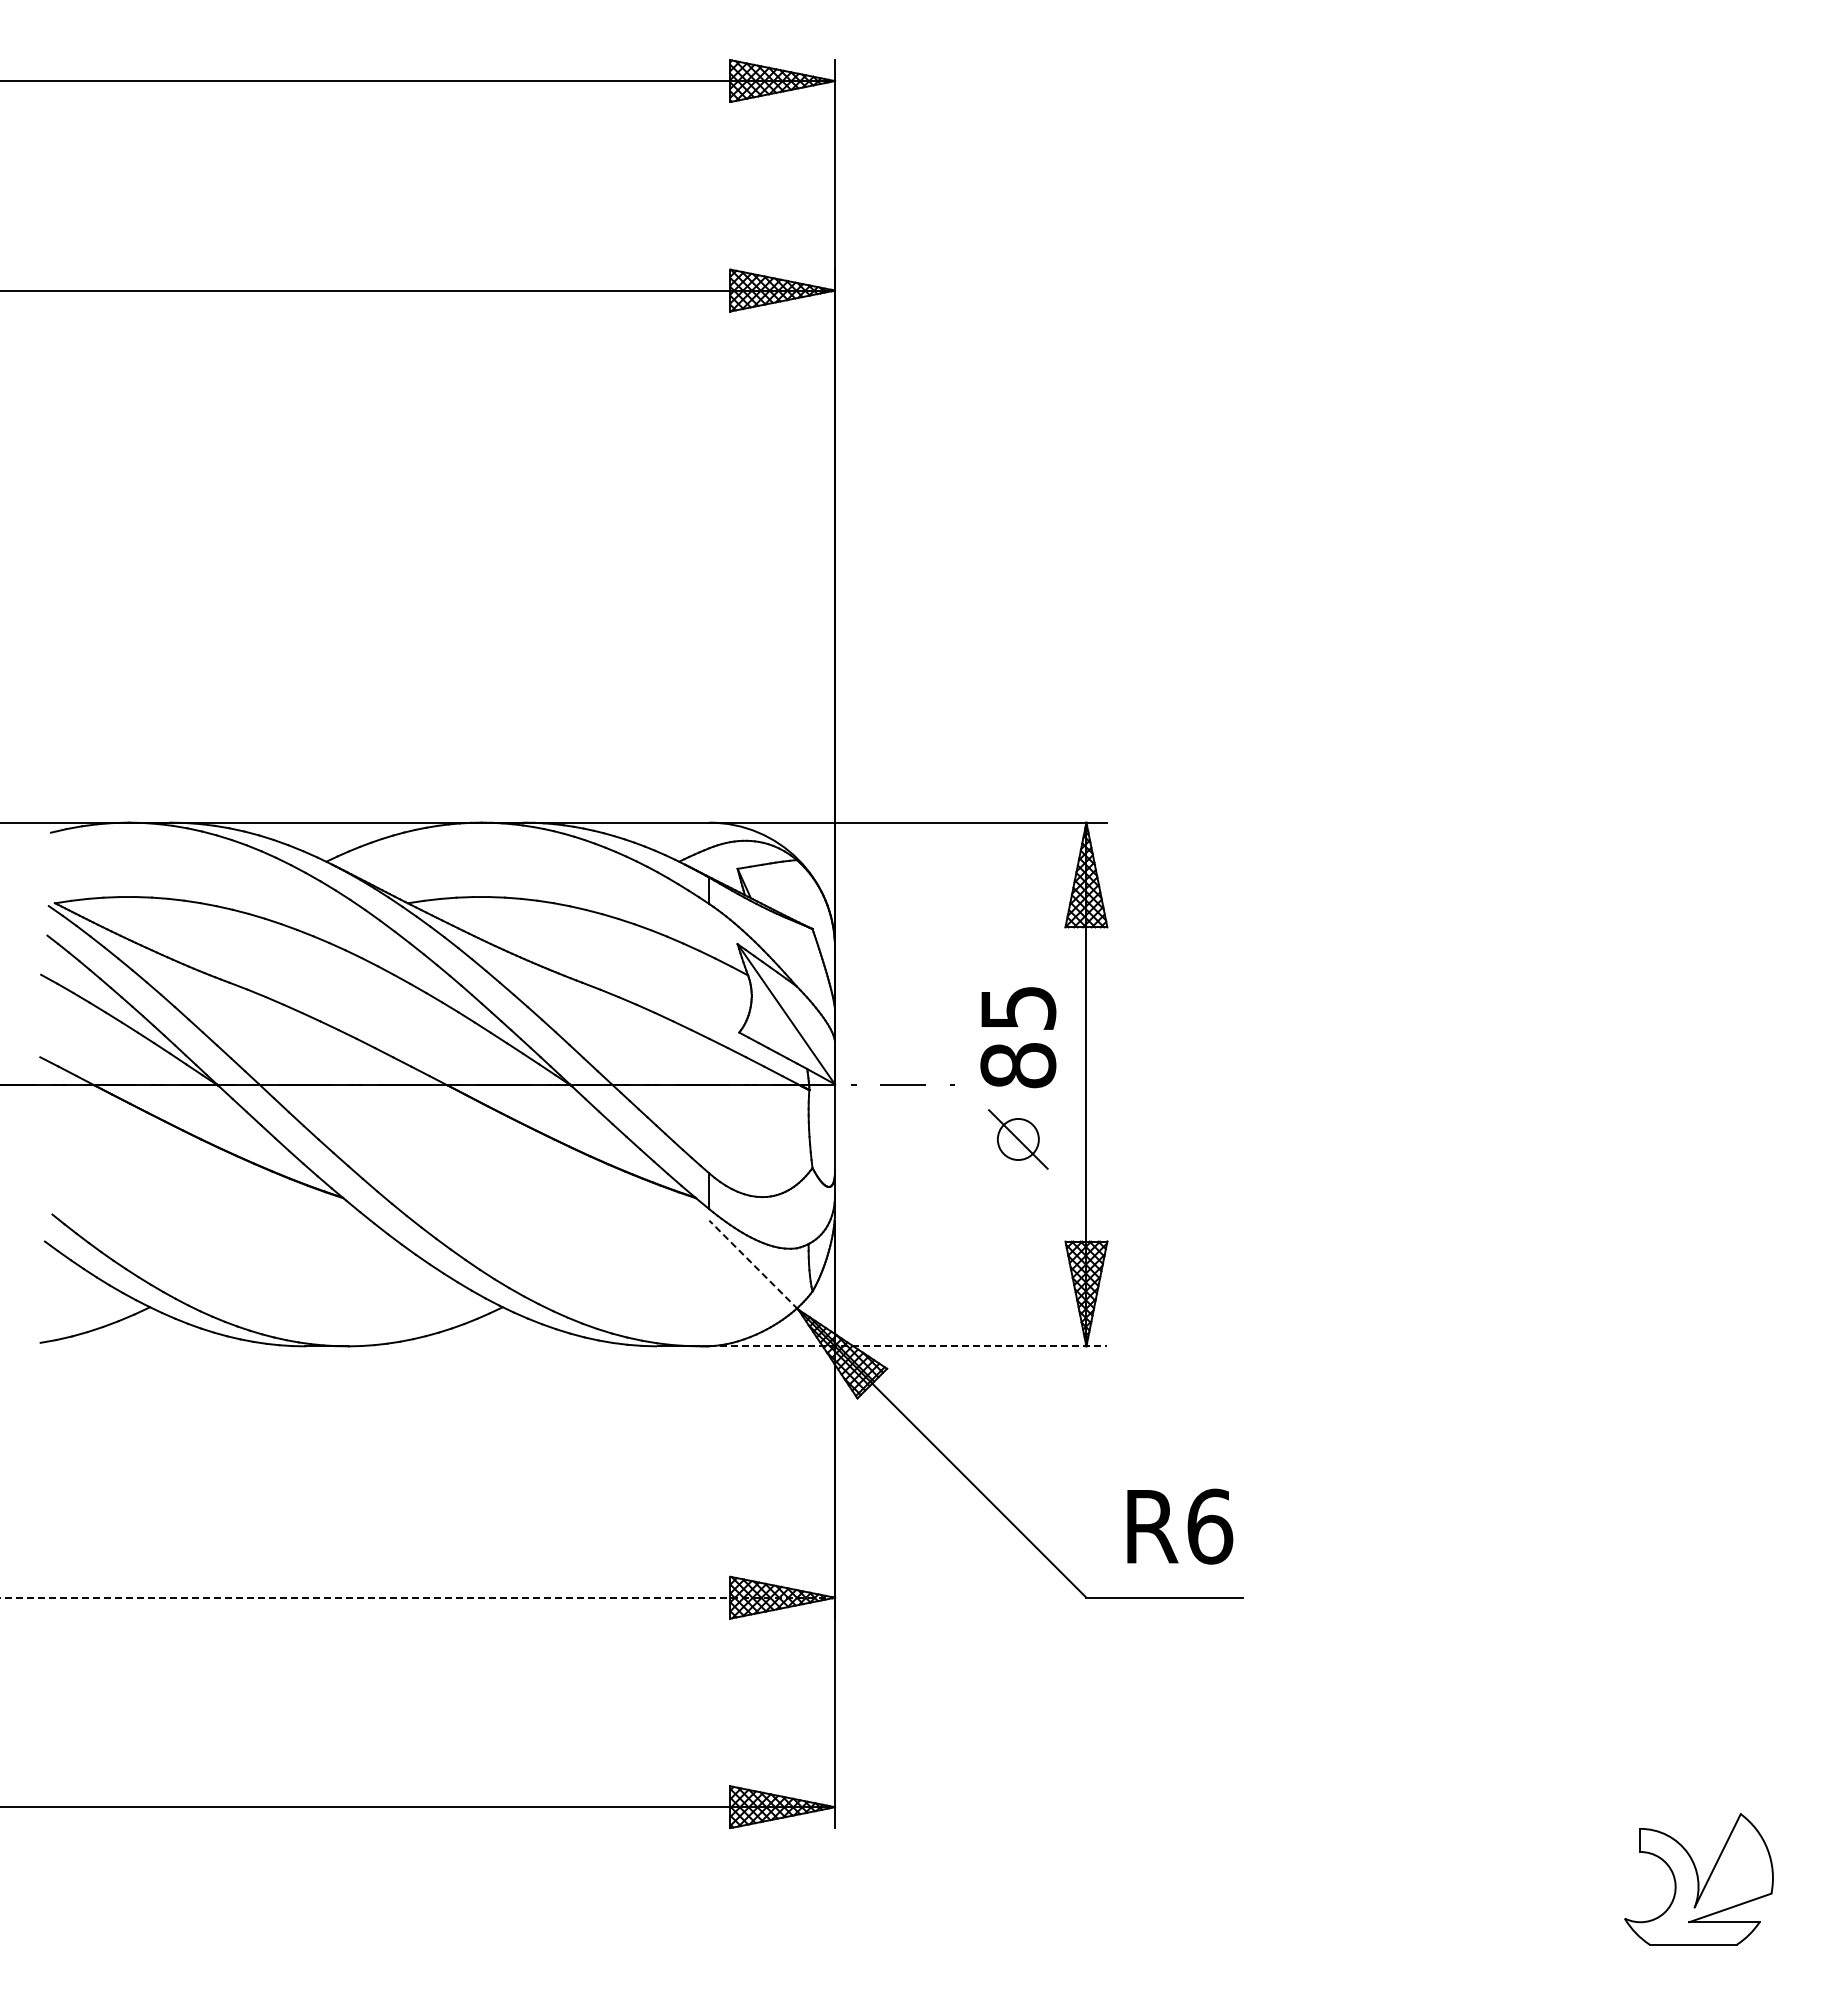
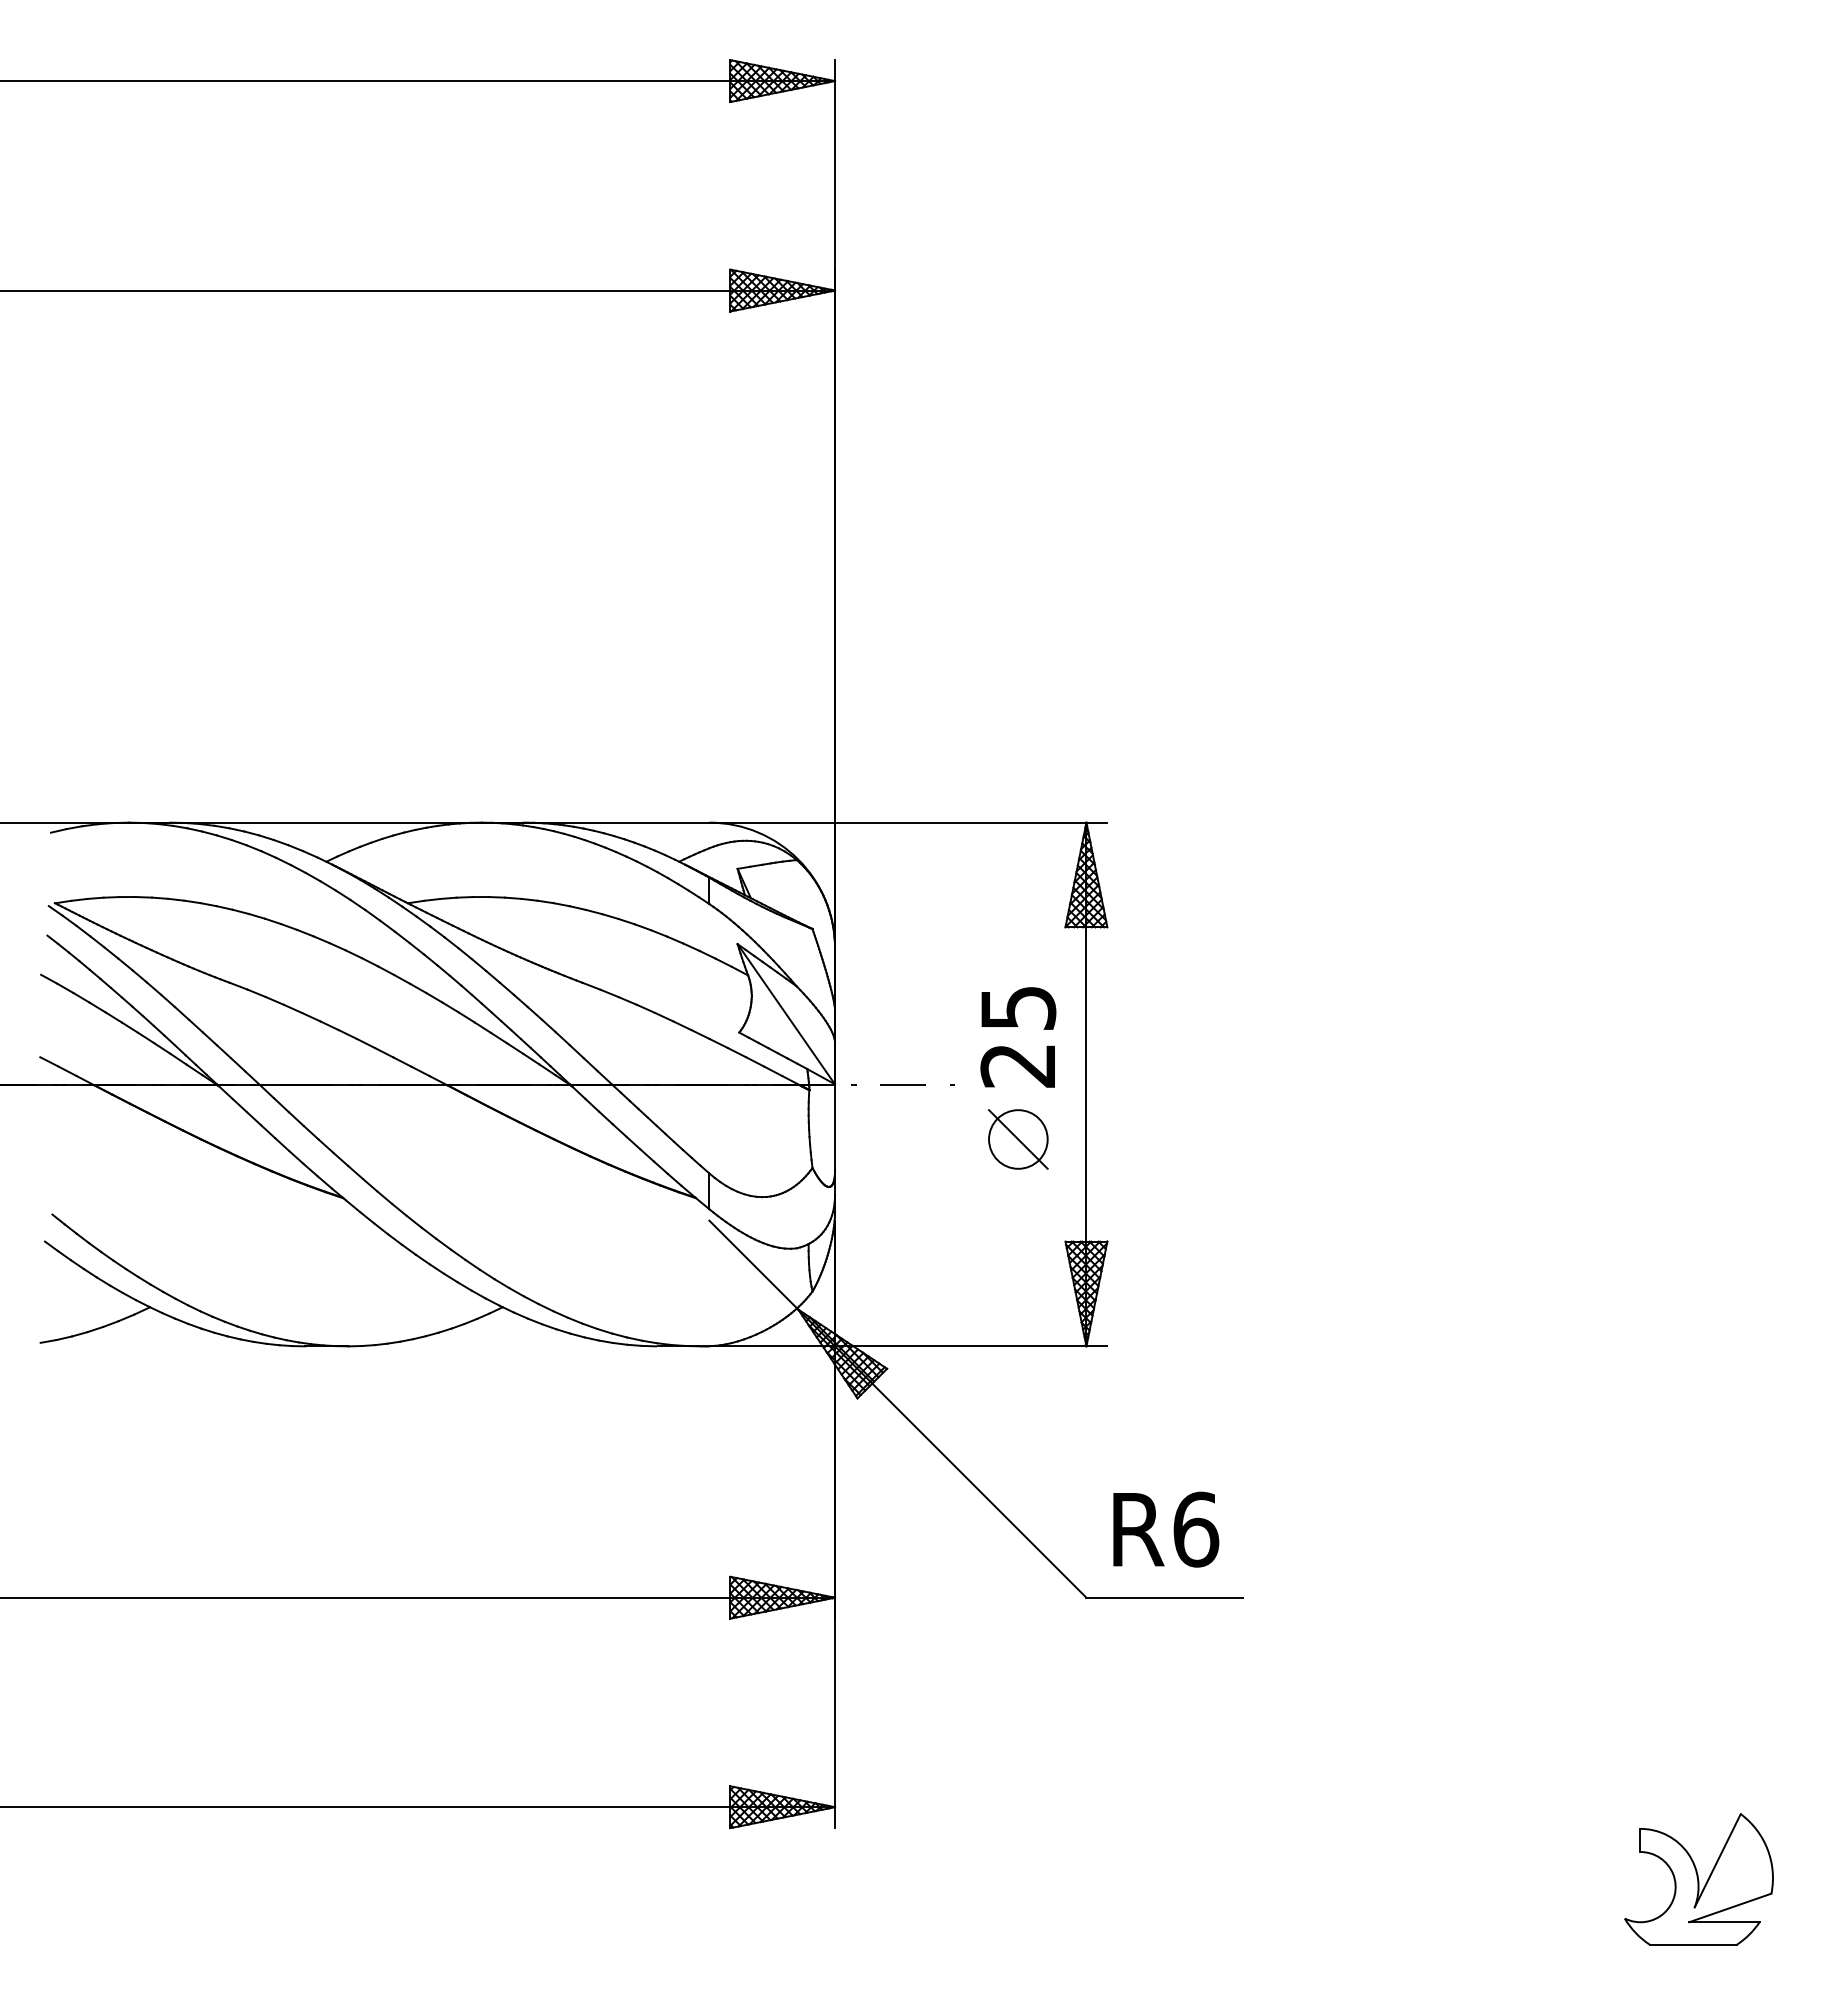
text: 85 -> 25 (1018, 1065)
circle diameter: 41 px -> 59 px (1018, 1139)
line: dashed -> solid (753, 1265)
line: dashed -> solid (908, 1346)
text position: (1180, 1526) -> (1166, 1529) (1166, 1529)
line: dashed -> solid (418, 1597)
